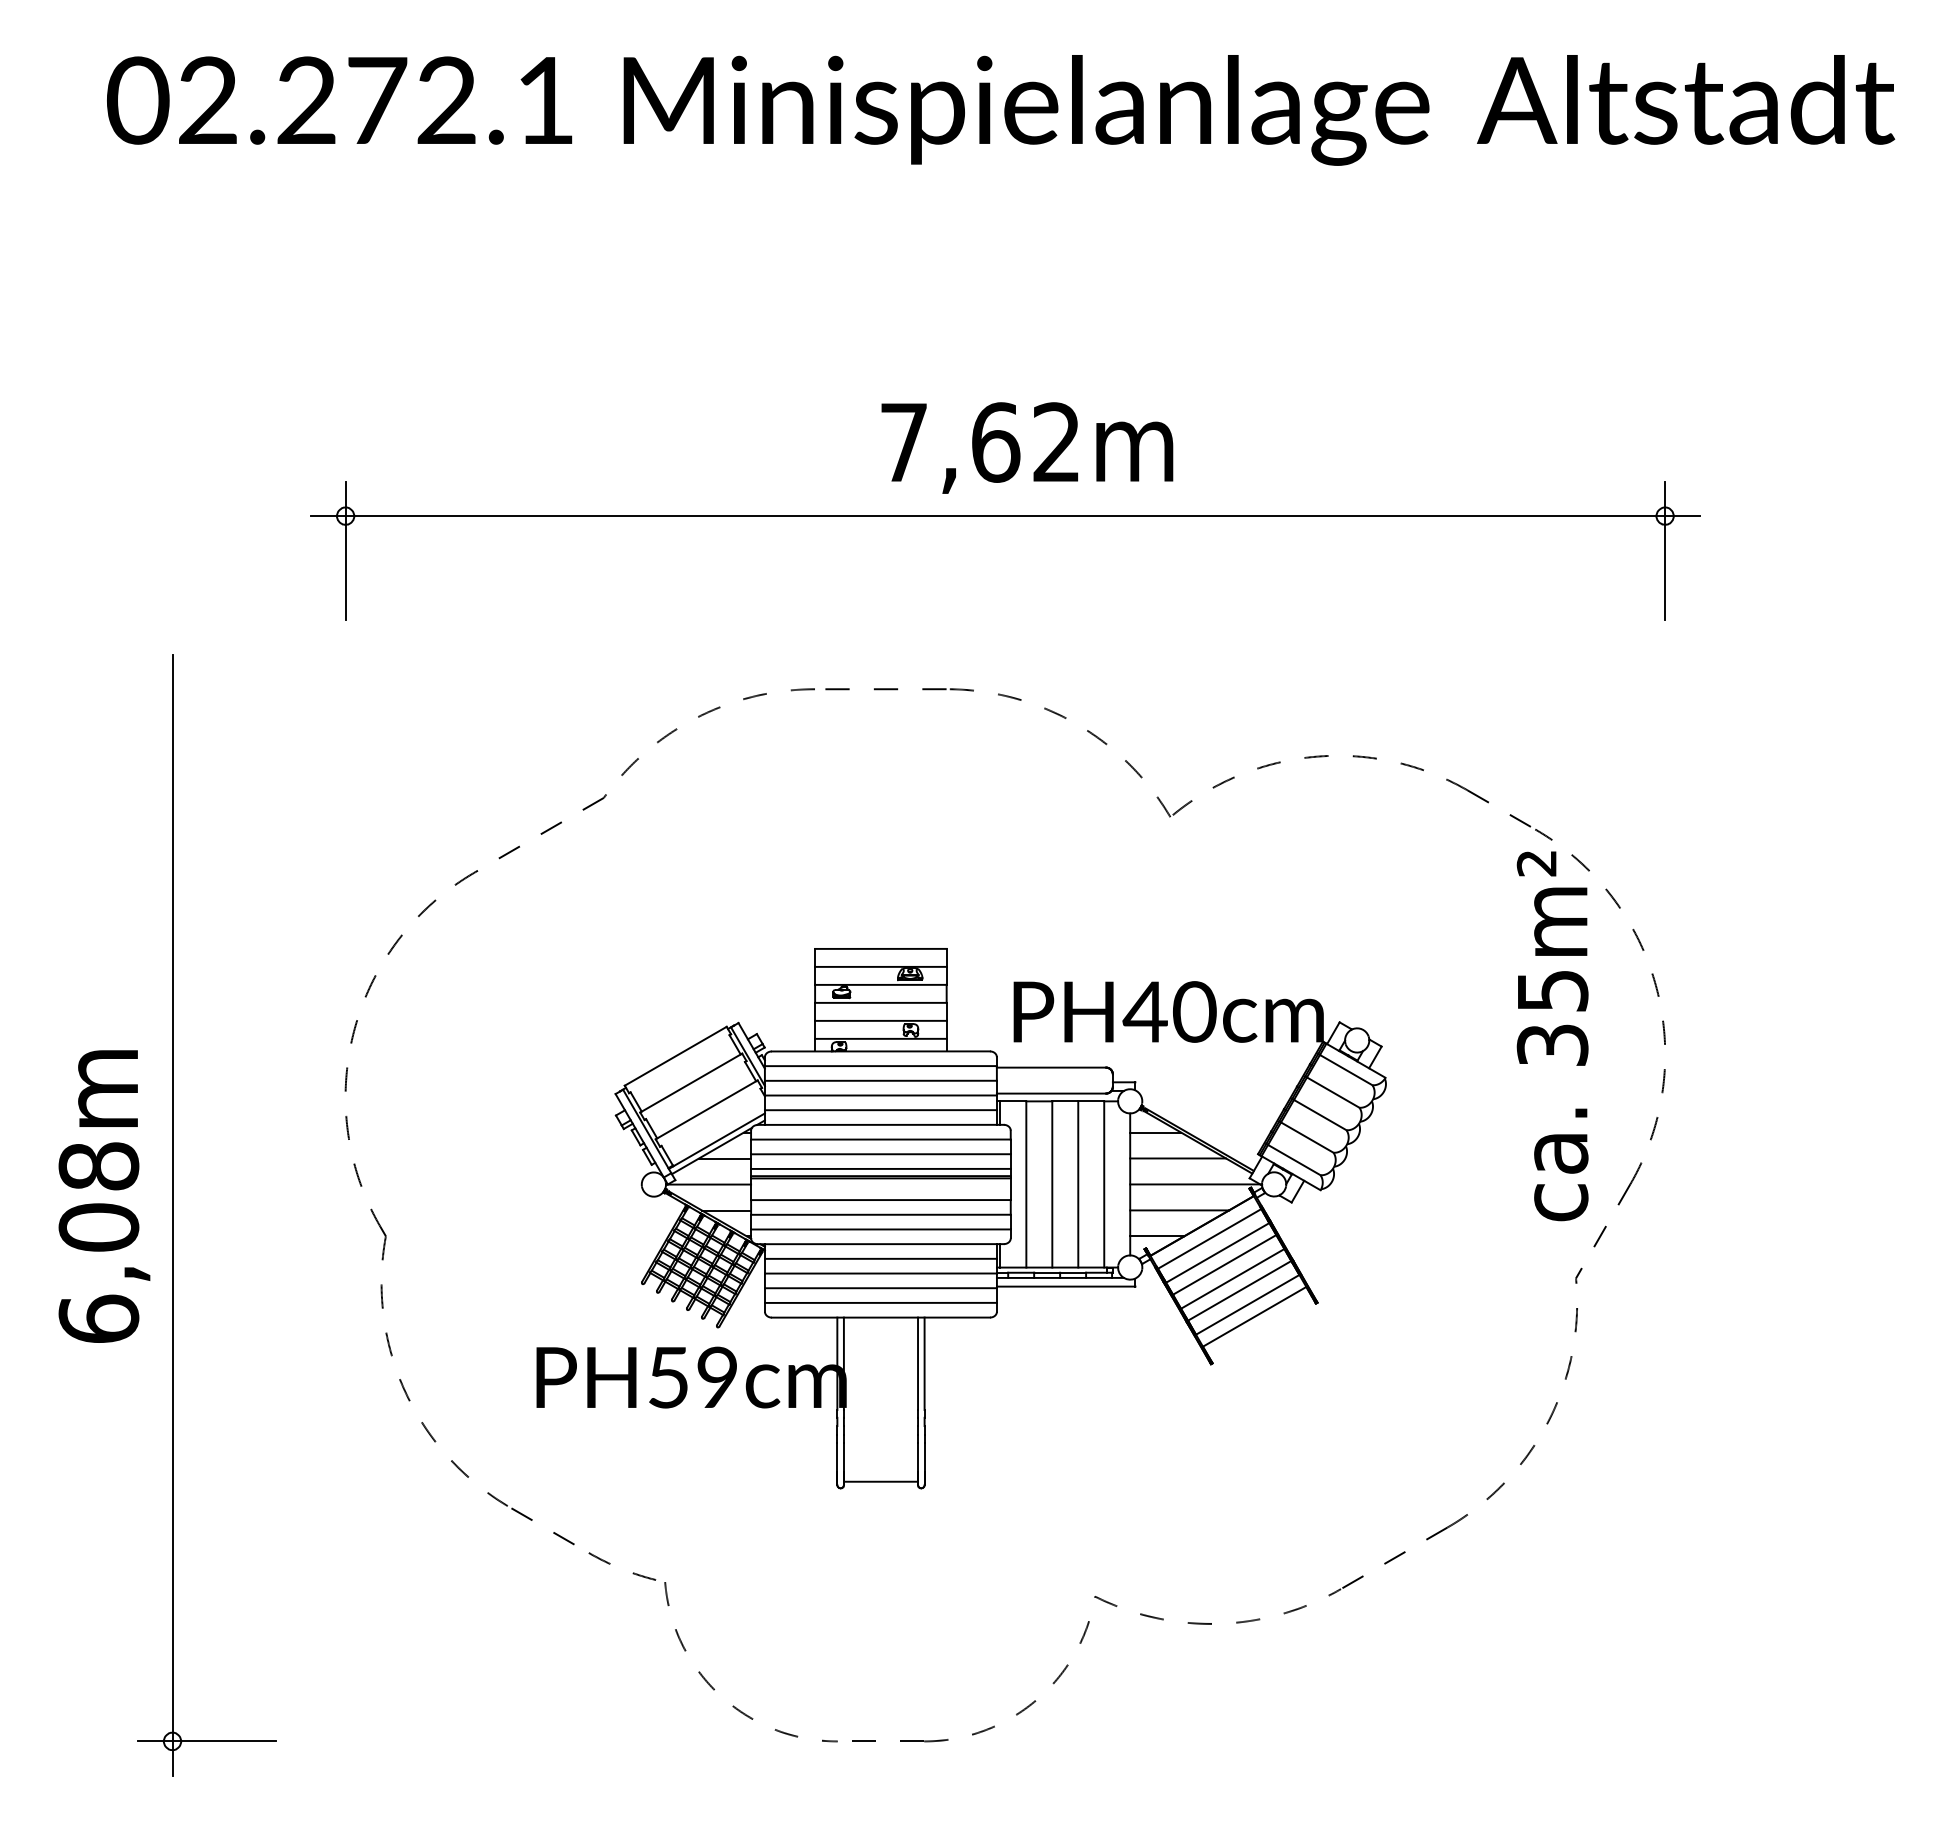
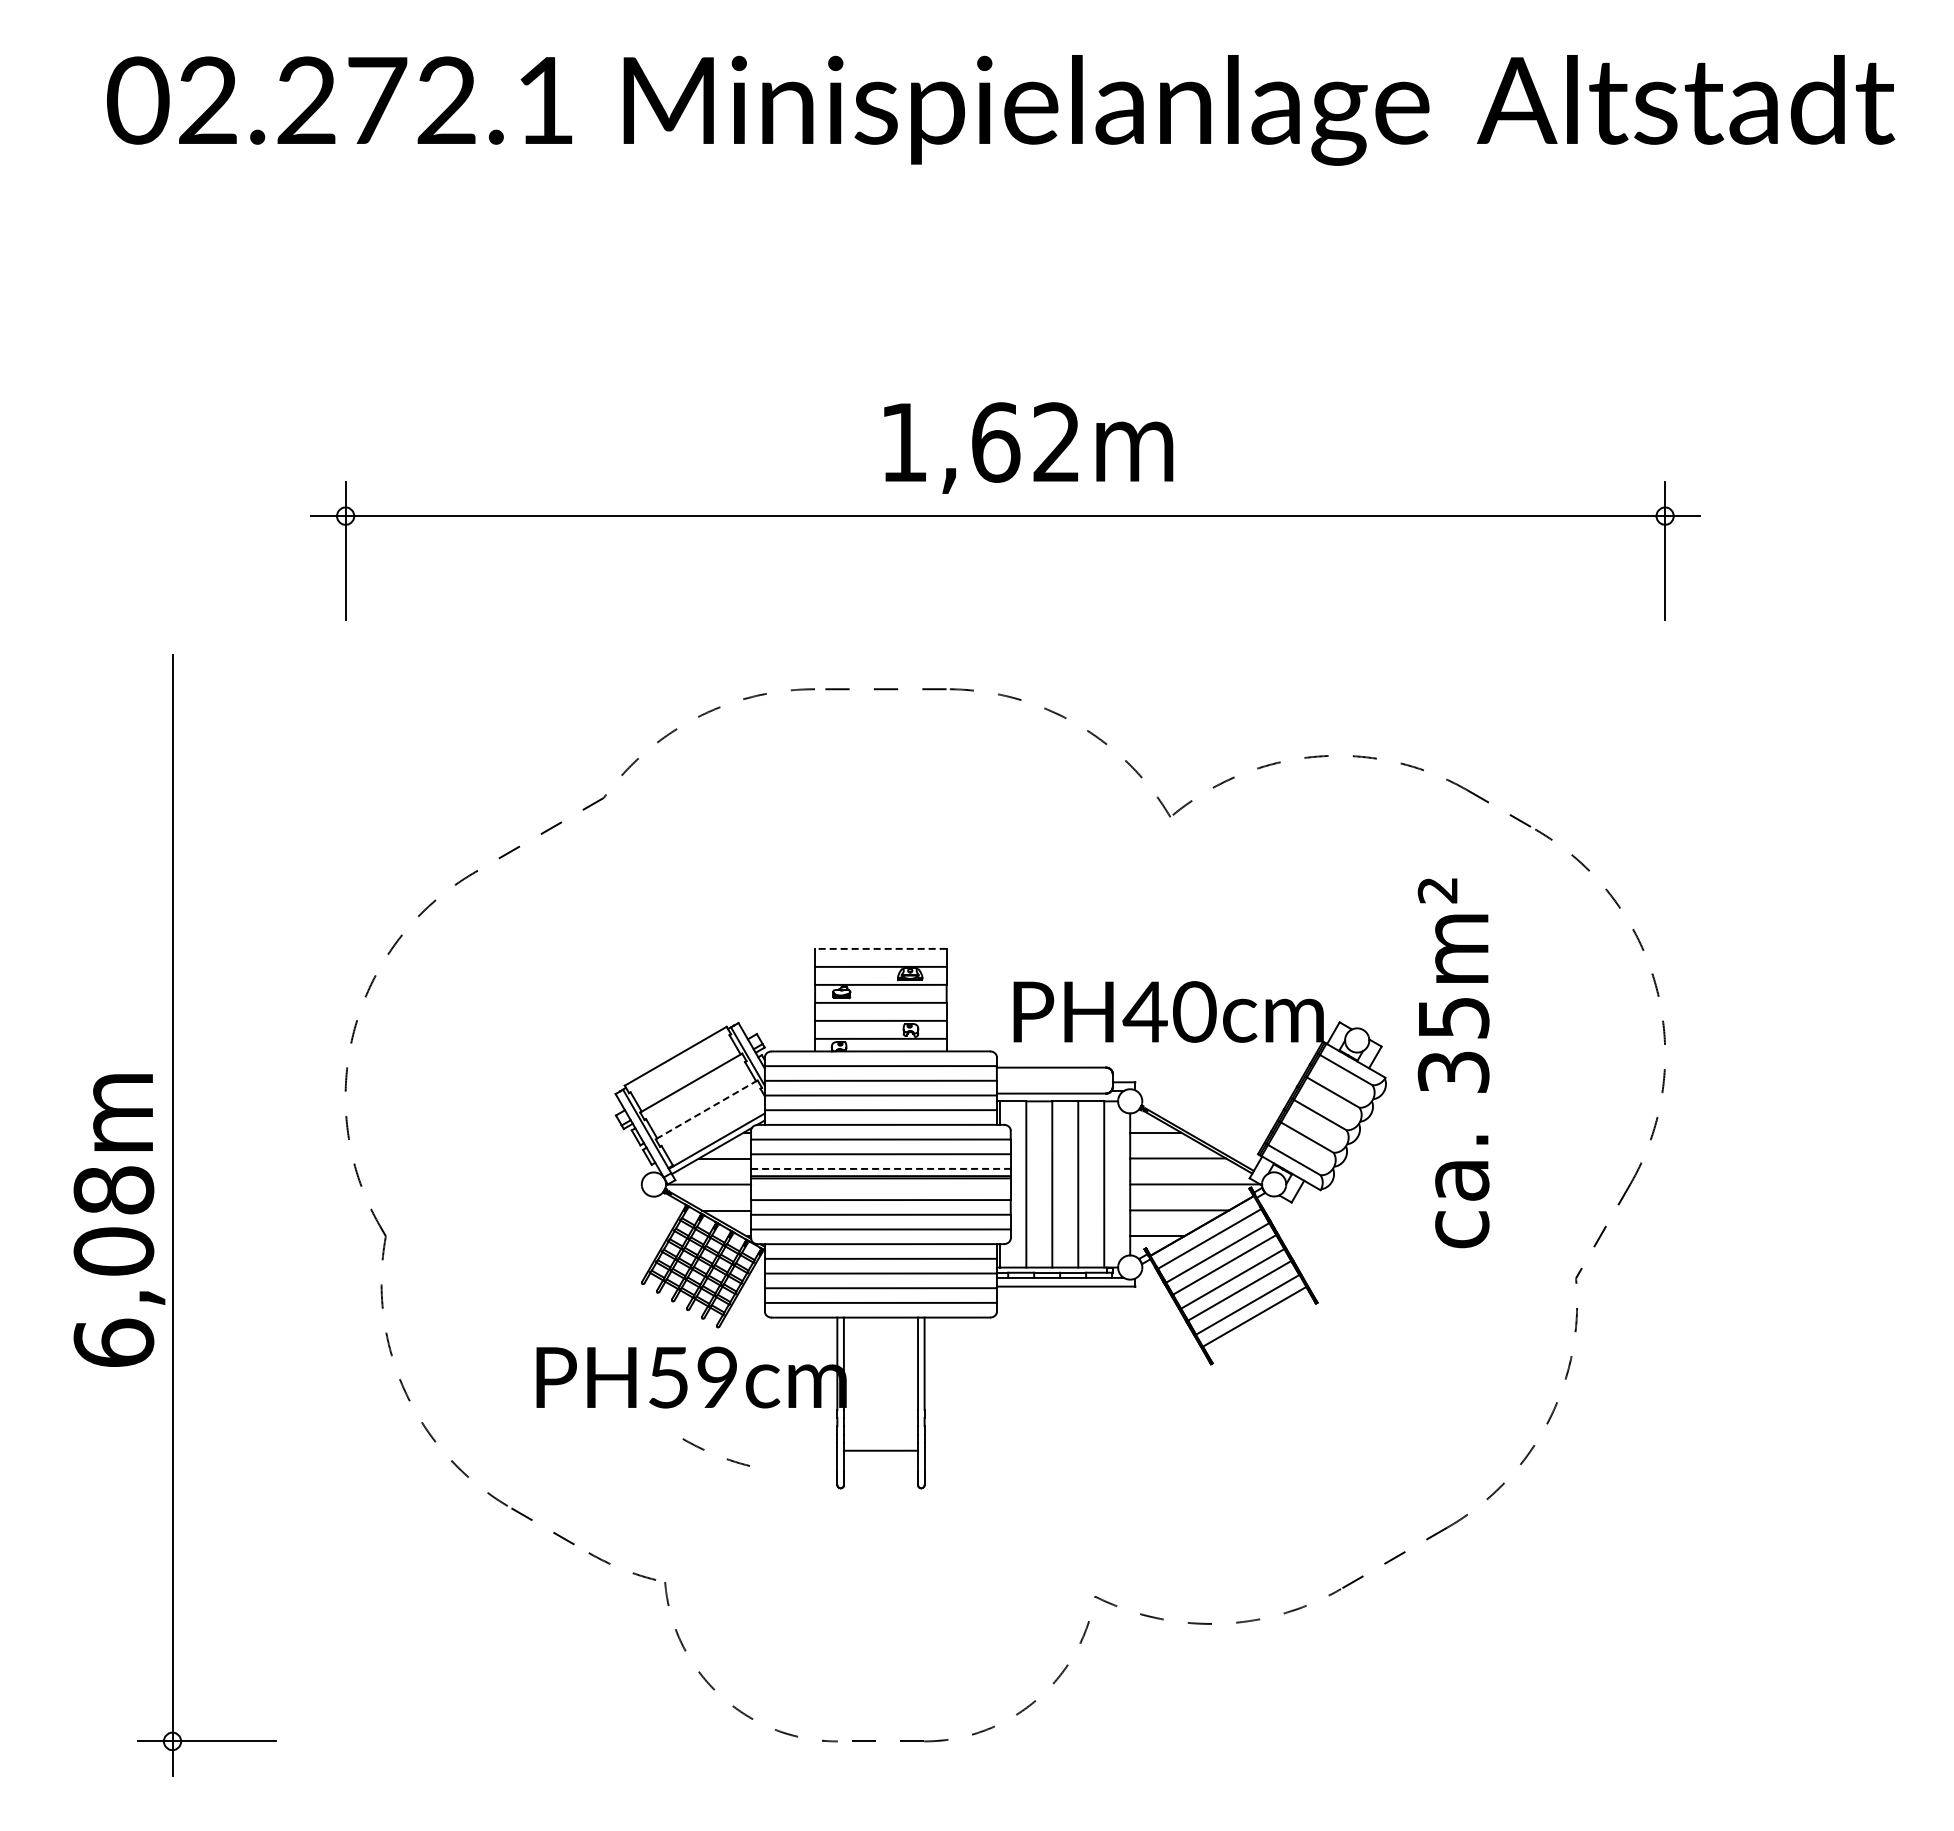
text: 7,62m -> 1,62m (903, 442)
line: solid -> dashed (880, 948)
text position: (1552, 1036) -> (1453, 1063) (1453, 1063)
line: solid -> dashed (706, 1109)
line: solid -> dashed (880, 1168)
text position: (104, 1196) -> (119, 1220) (119, 1220)
arc: none -> present (704, 1450)
line position: (880, 1481) -> (880, 1450) (880, 1450)
